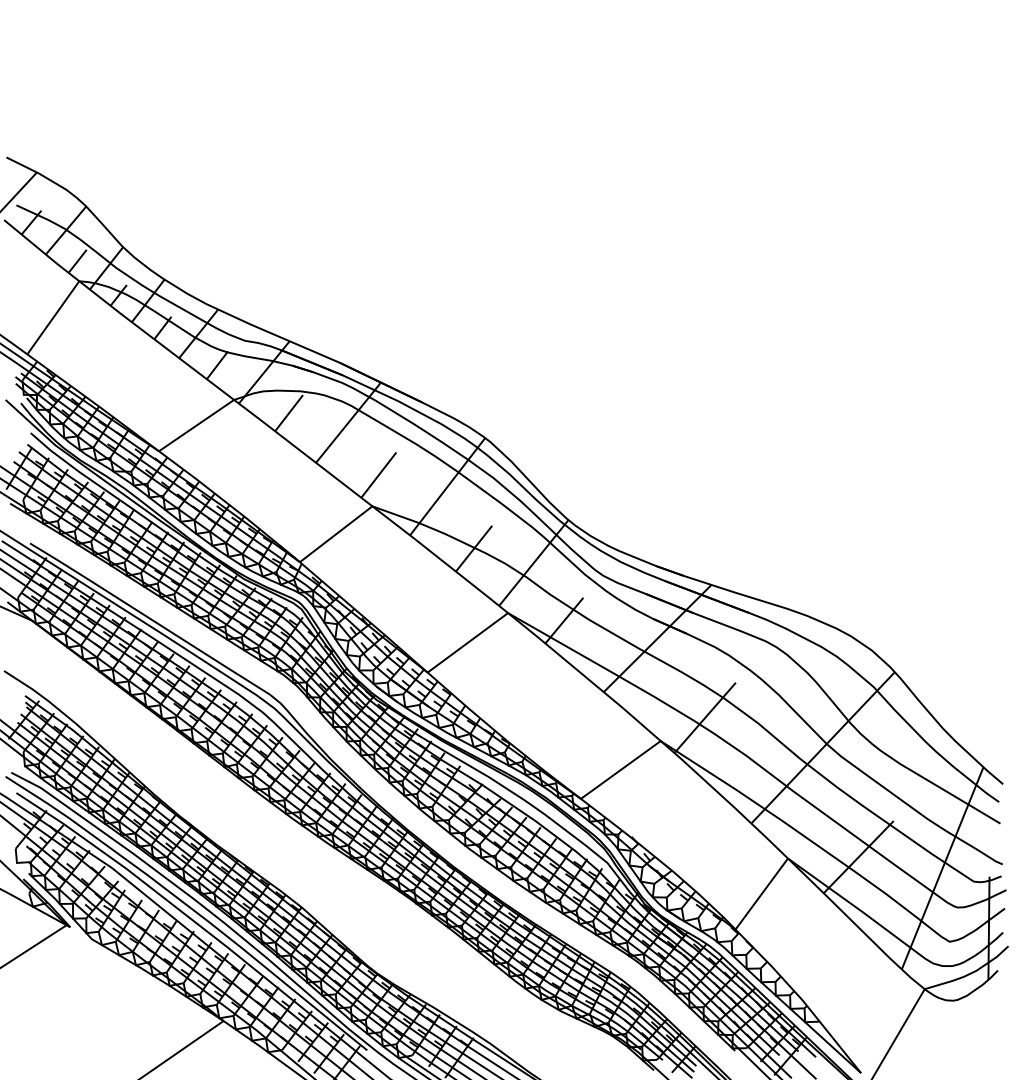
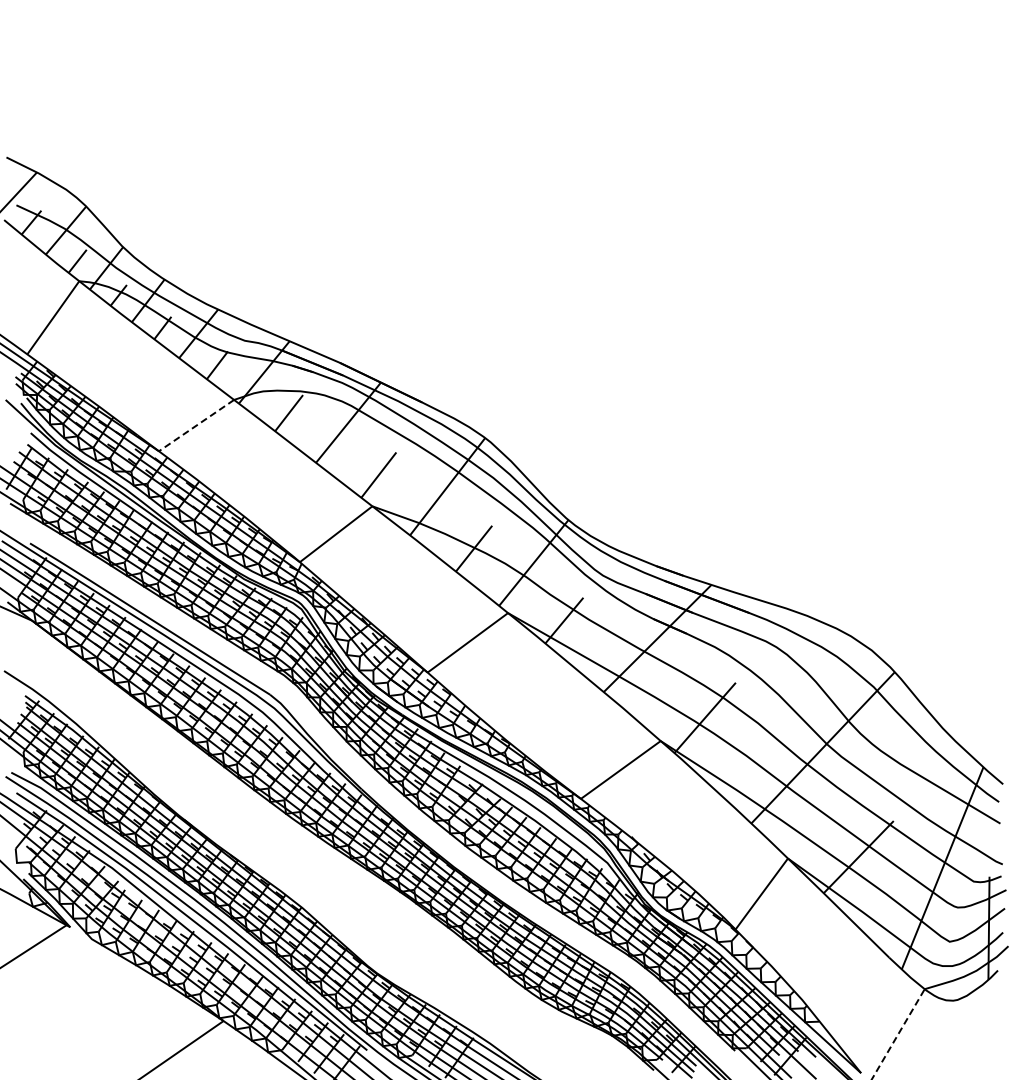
line: solid -> dashed (196, 425)
line: solid -> dashed (898, 1033)
